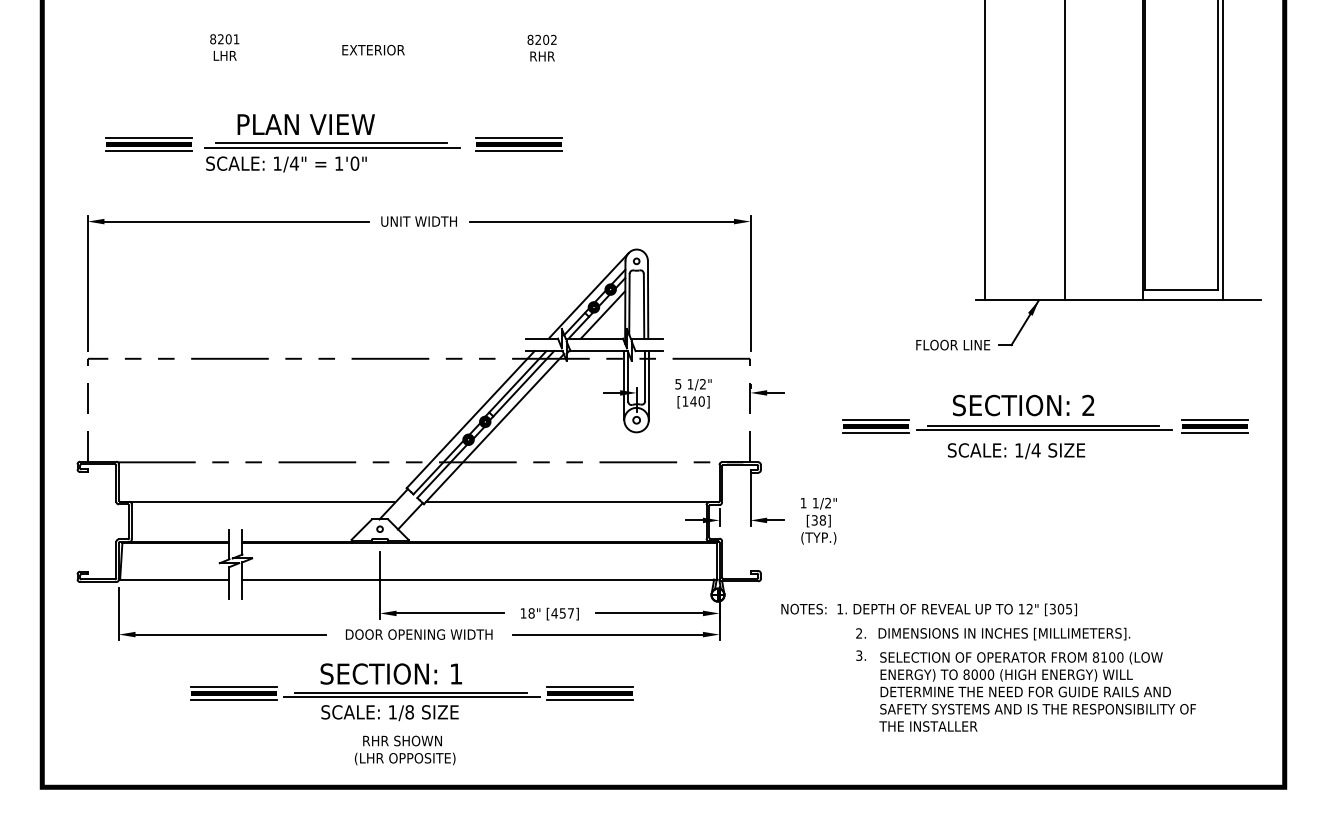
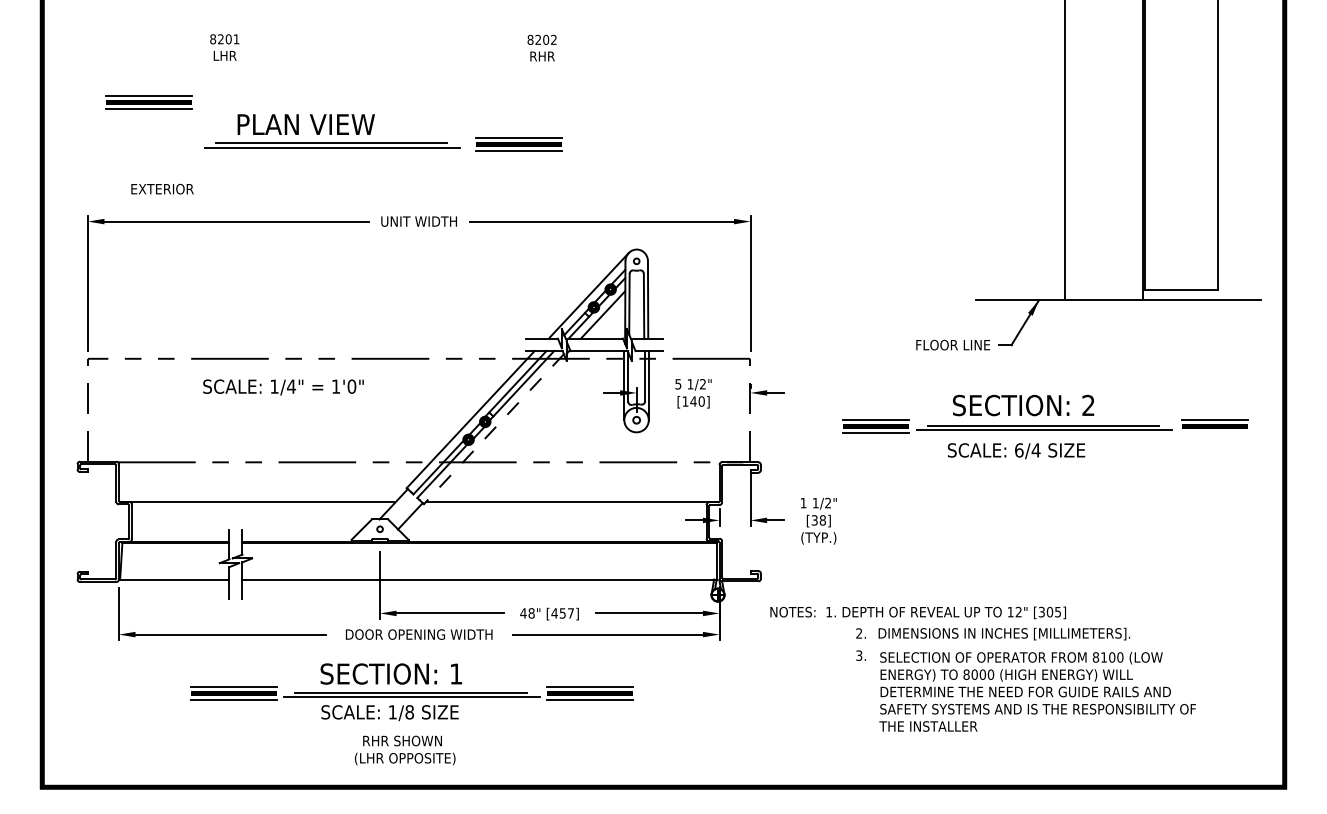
text position: (373, 49) -> (162, 188) (162, 188)
part position: (148, 144) -> (148, 102) (148, 102)
line: present -> none (984, 151)
line: present -> none (1222, 151)
text position: (286, 164) -> (283, 387) (283, 387)
line: solid -> dashed (493, 429)
line: present -> none (1214, 433)
text: 1/4 -> 6/4 (1019, 450)
text position: (928, 609) -> (917, 612) (917, 612)
text: 18" -> 48" (523, 613)
